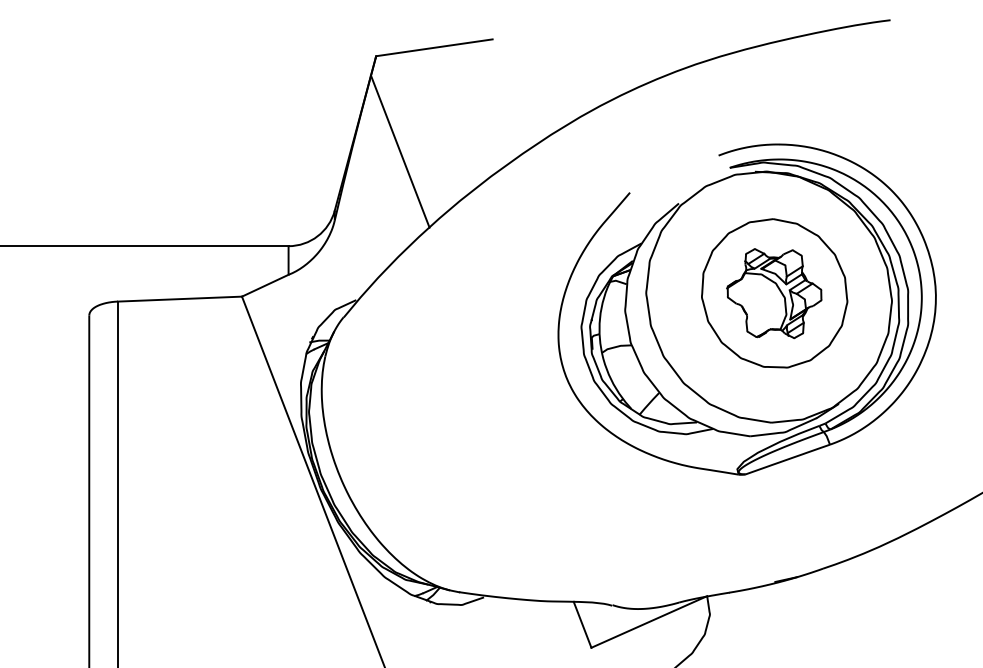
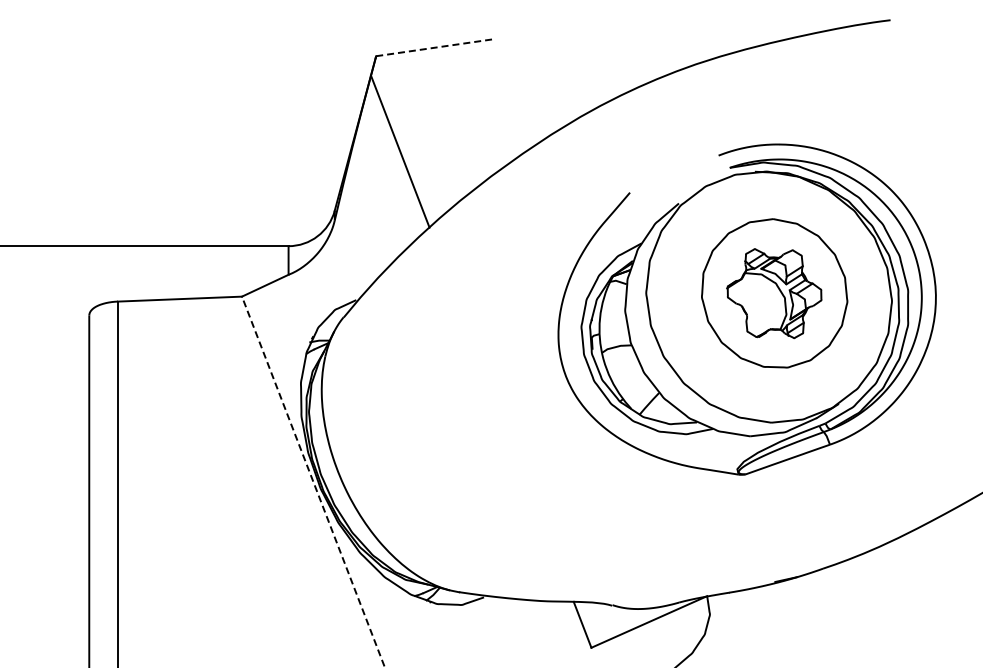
line: solid -> dashed (434, 47)
line: solid -> dashed (313, 482)
